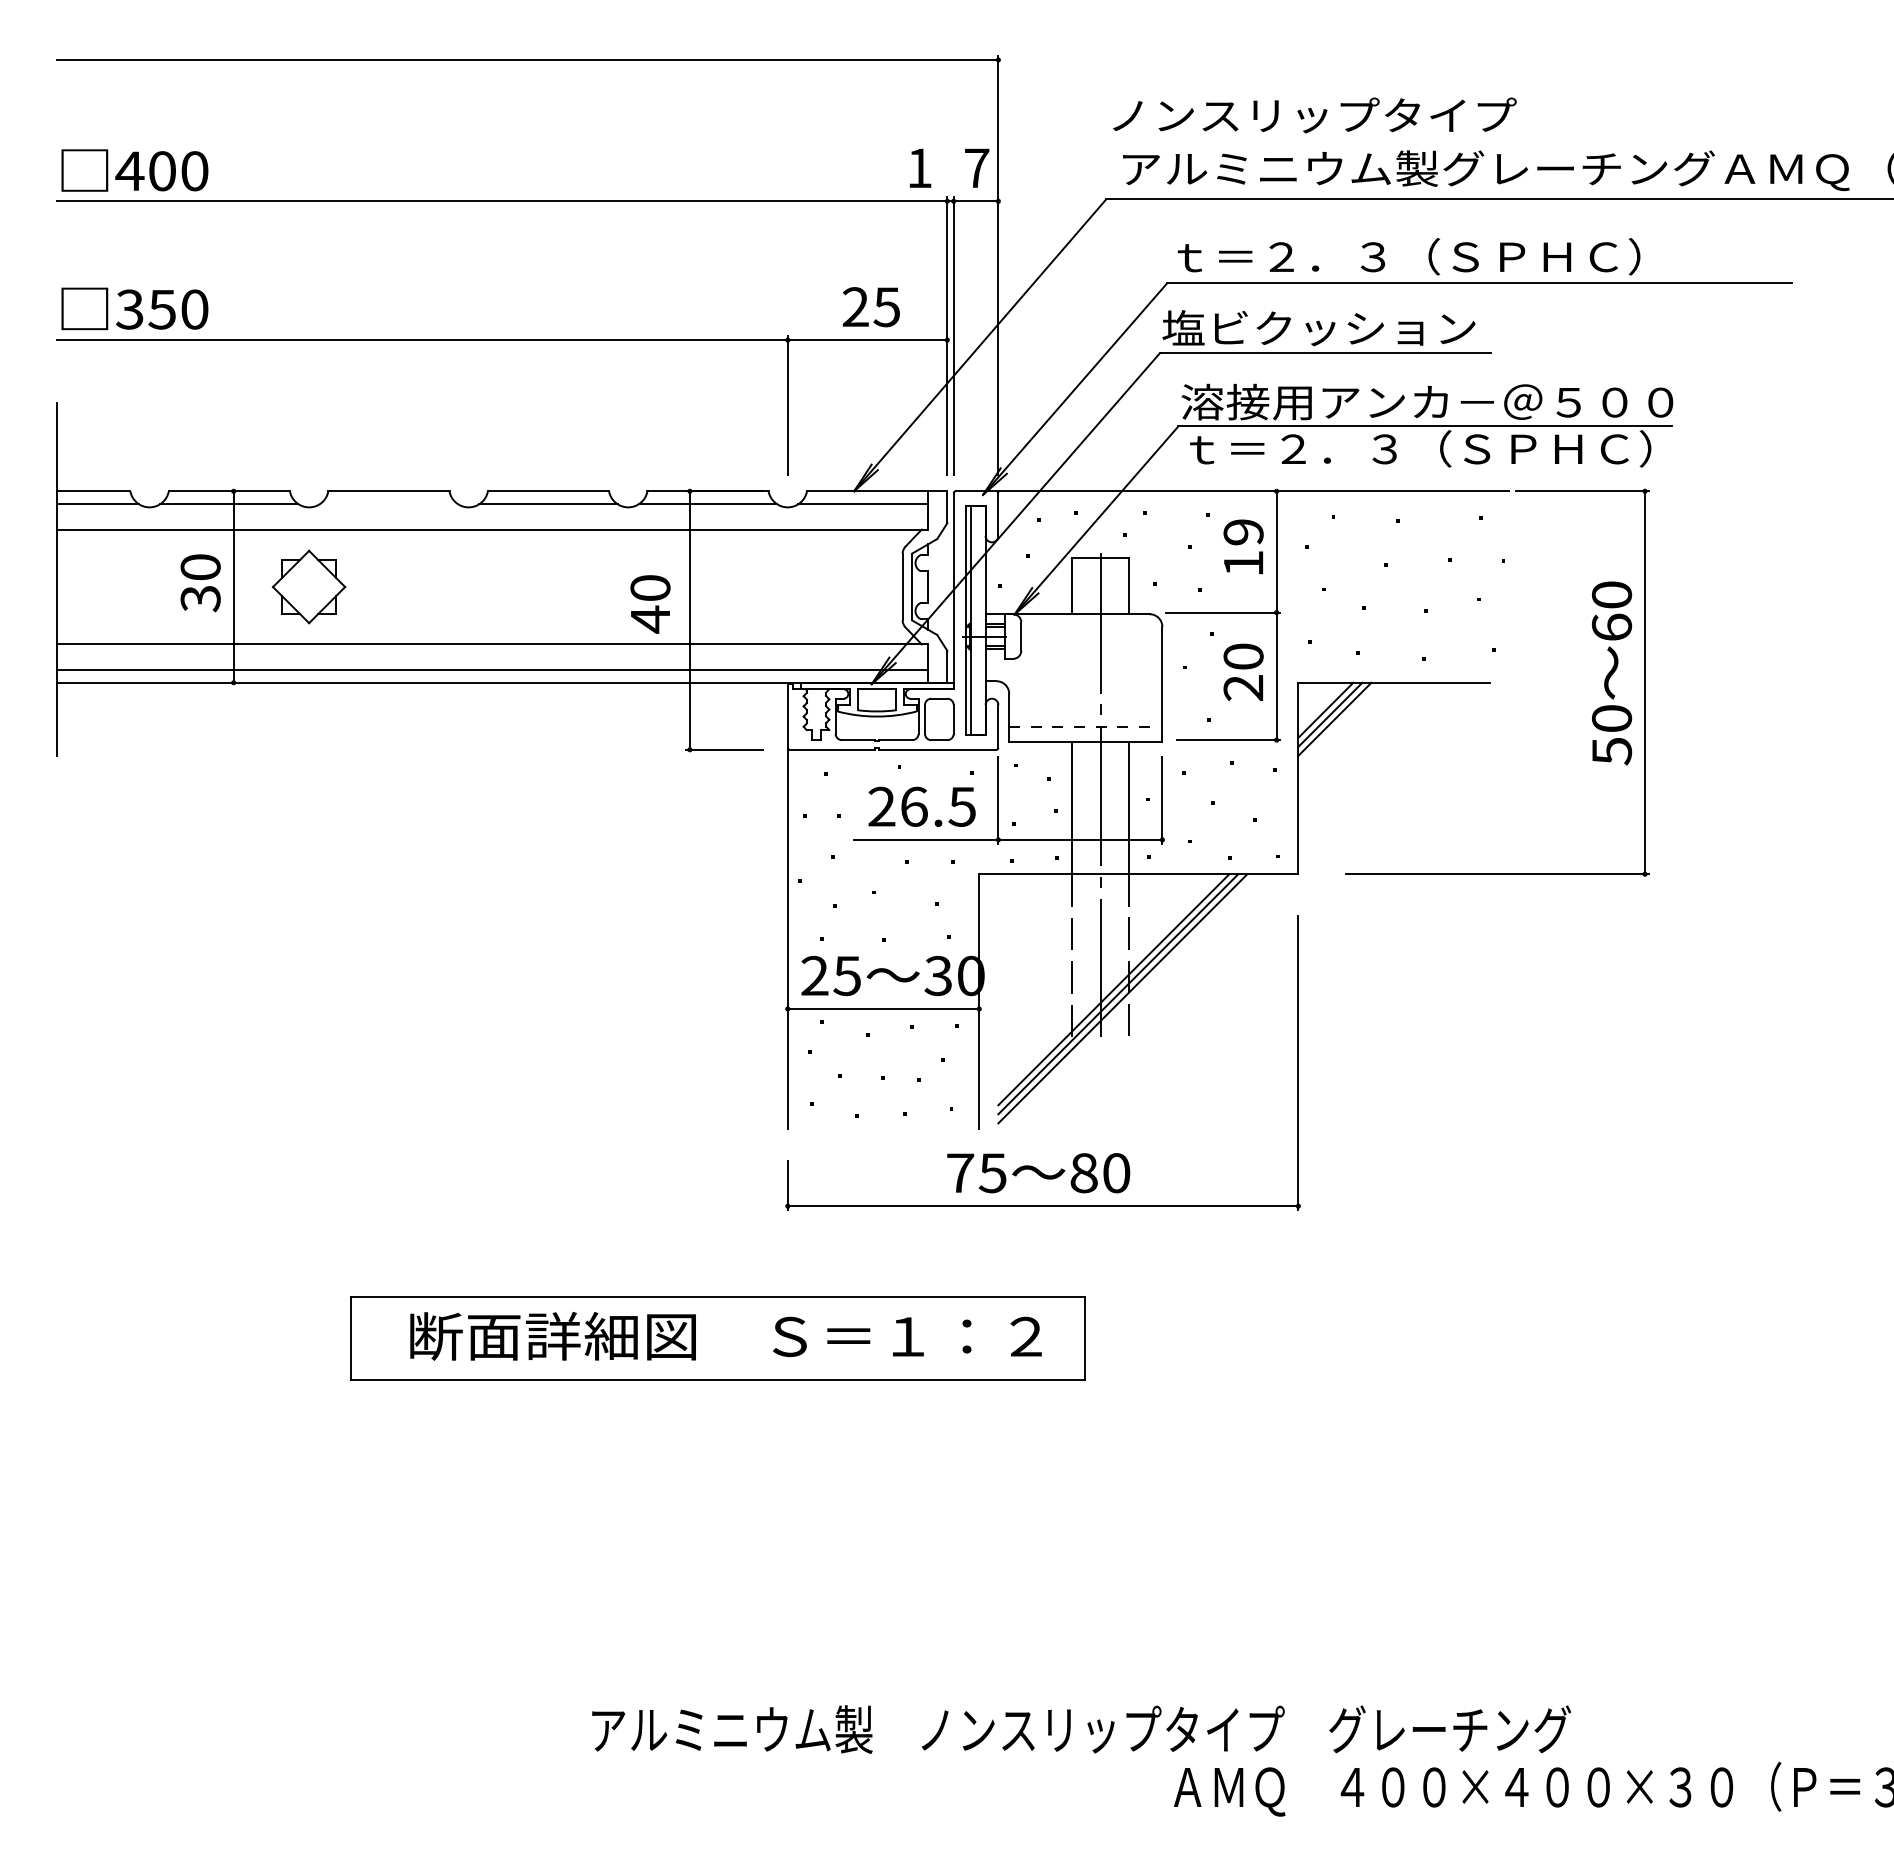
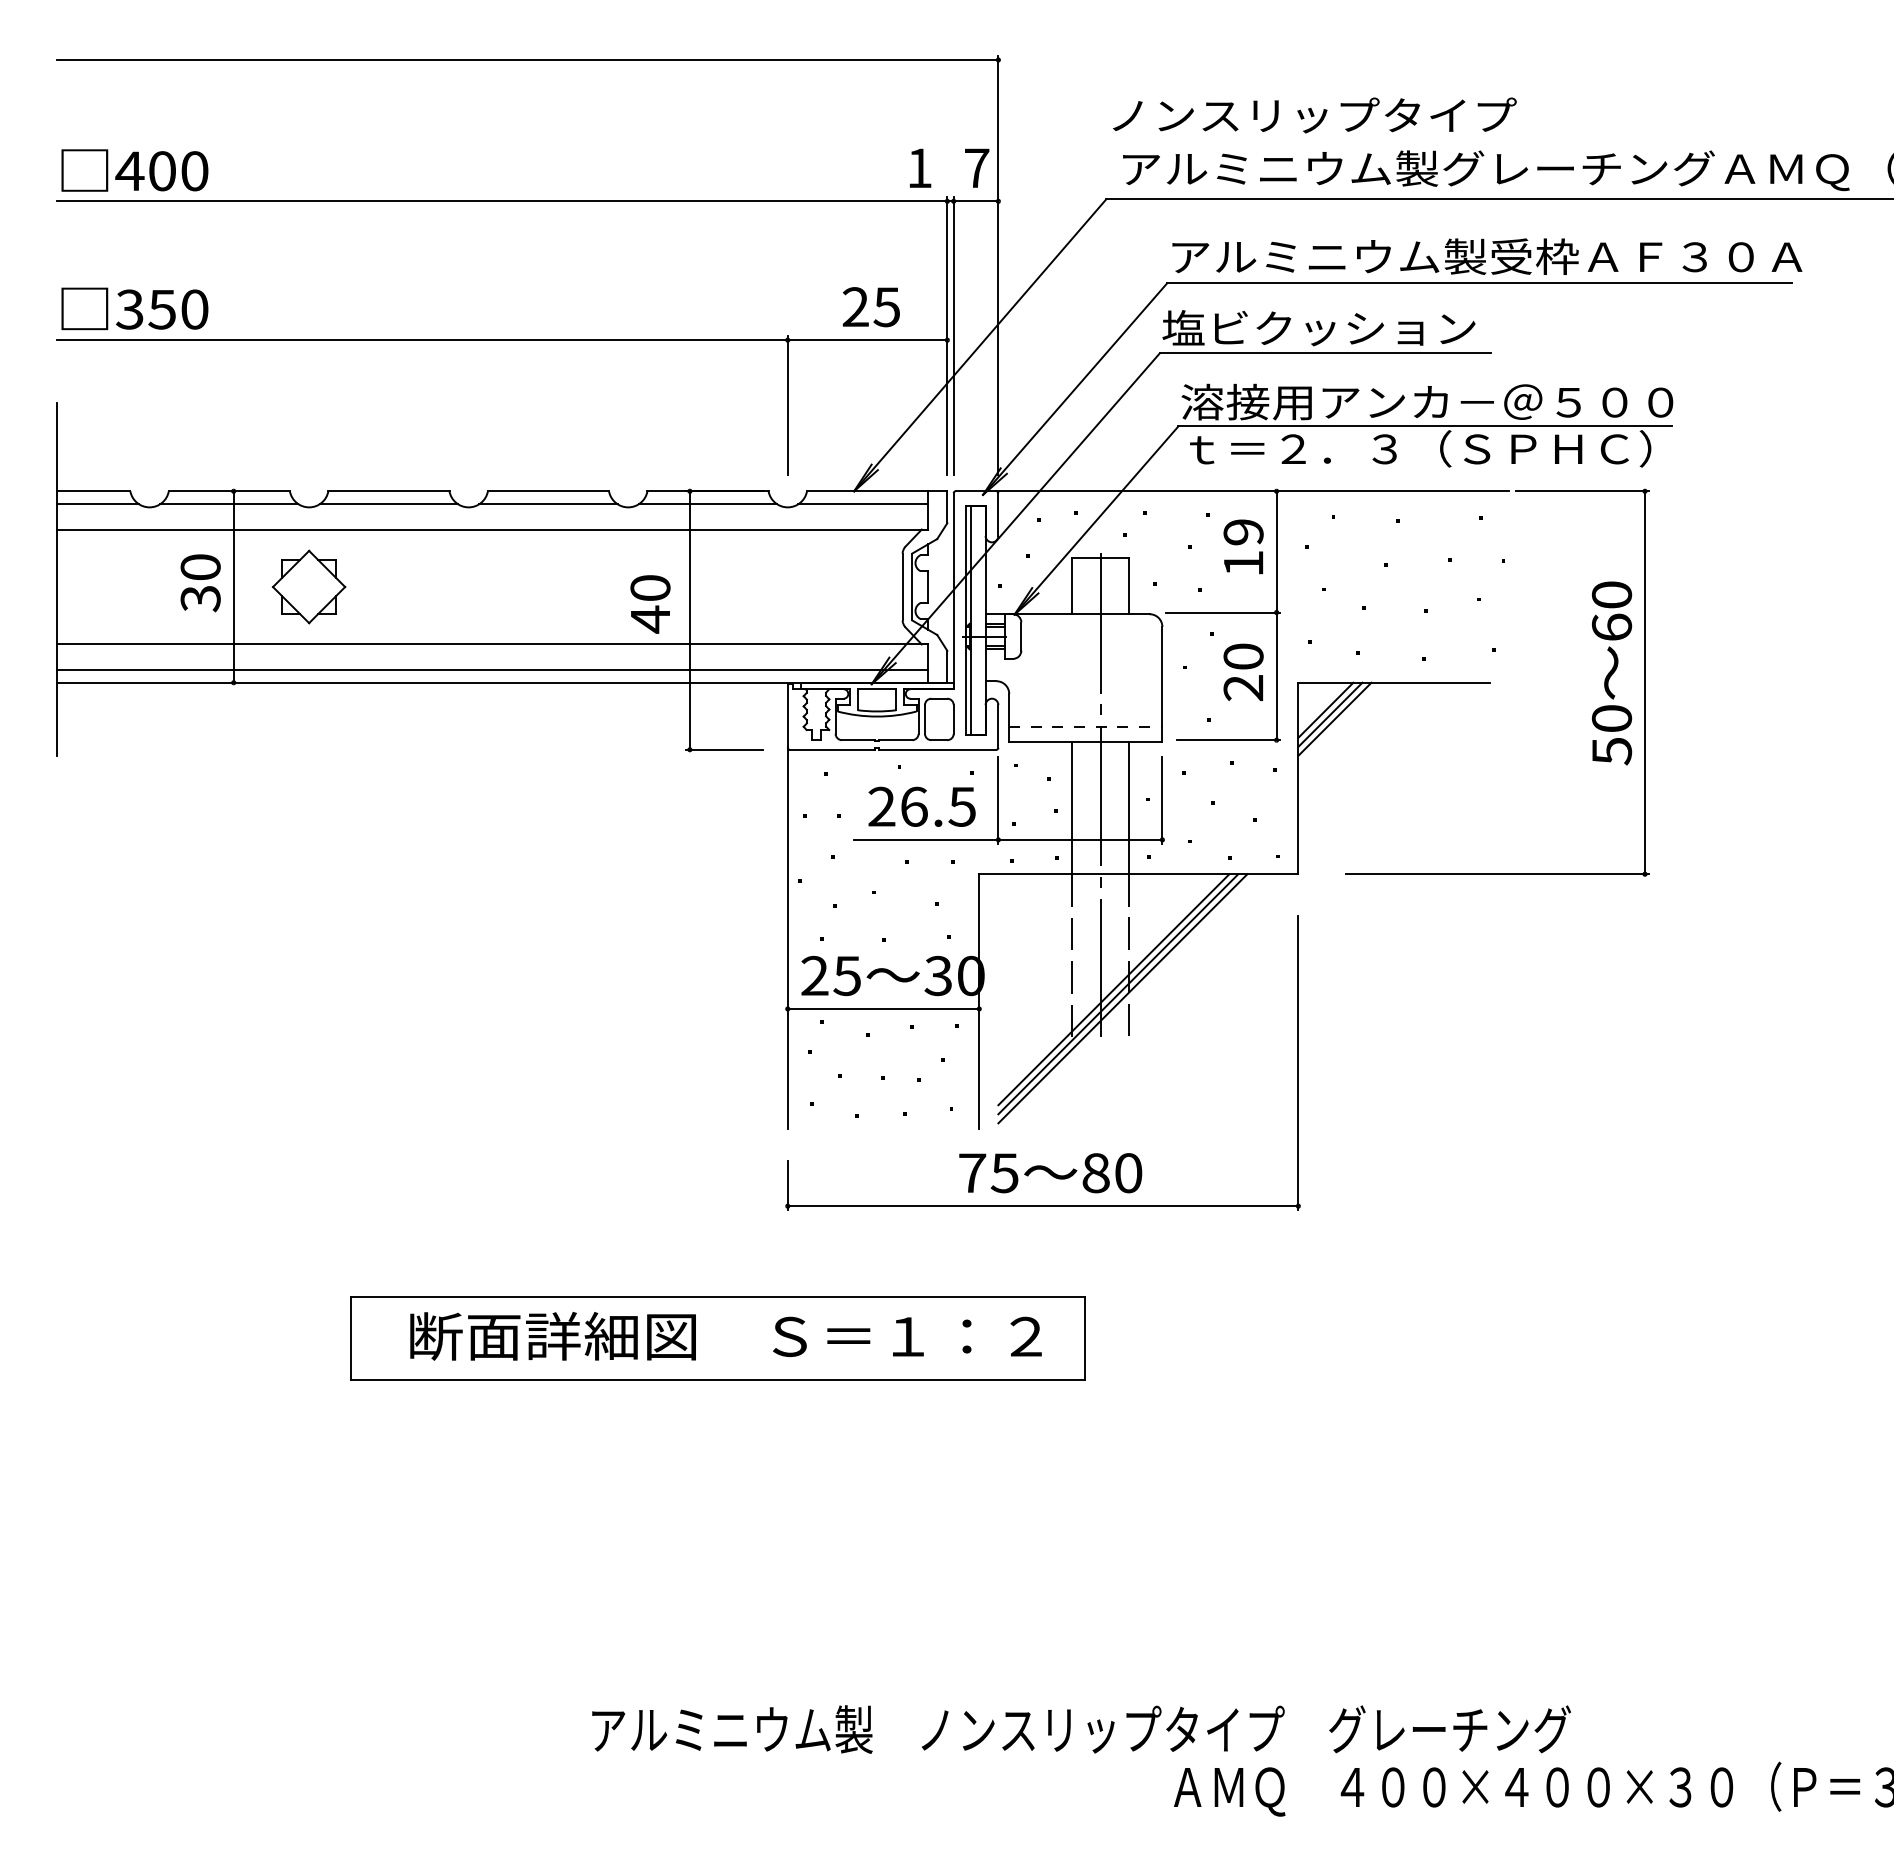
text: ｔ＝２．３（ＳＰＨＣ） -> アルミニウム製受枠ＡＦ３０Ａ (1487, 256)
line: none -> present (388, 504)
text position: (1038, 1173) -> (1050, 1173) (1050, 1173)
